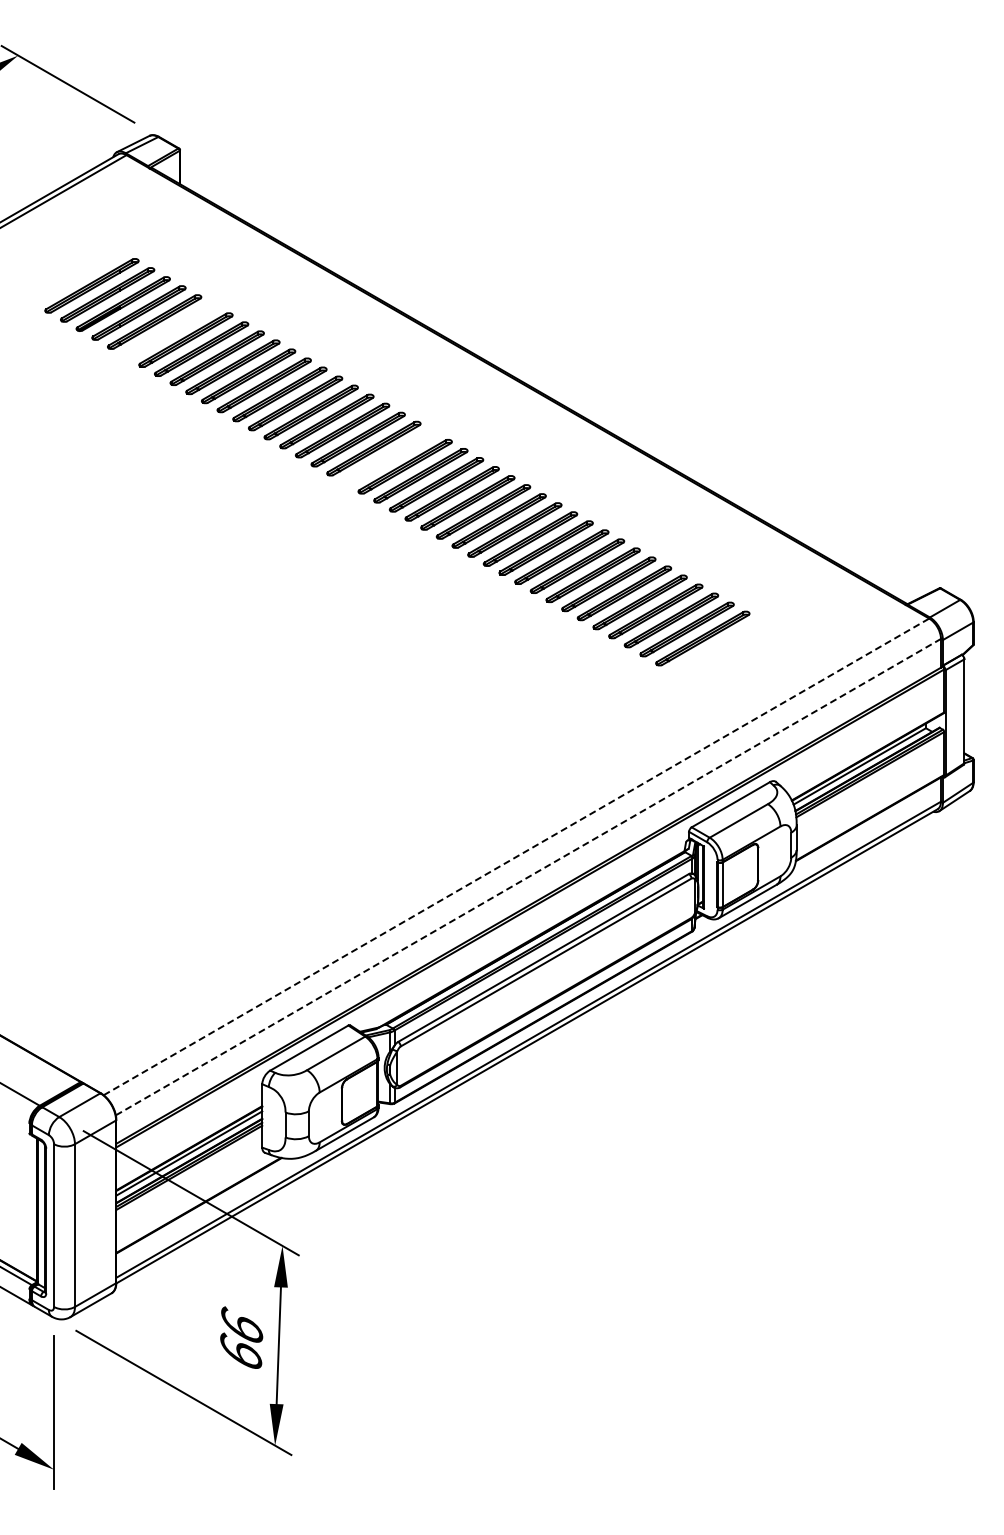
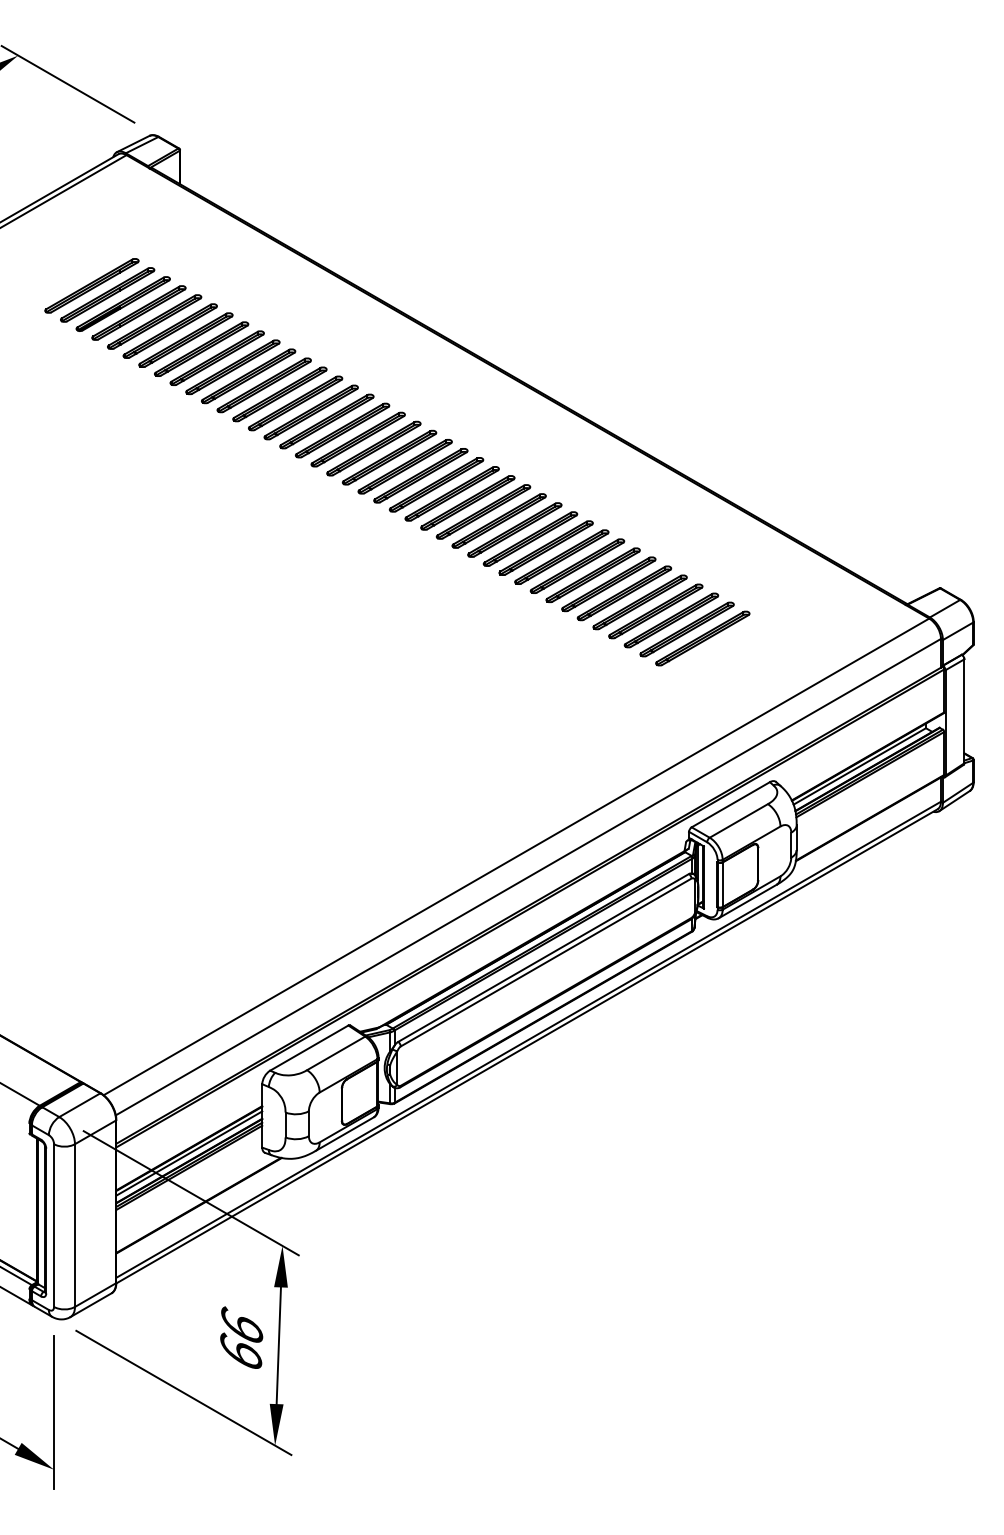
part: none -> present (169, 330)
part: none -> present (389, 457)
line: dashed -> solid (516, 856)
line: dashed -> solid (528, 876)
